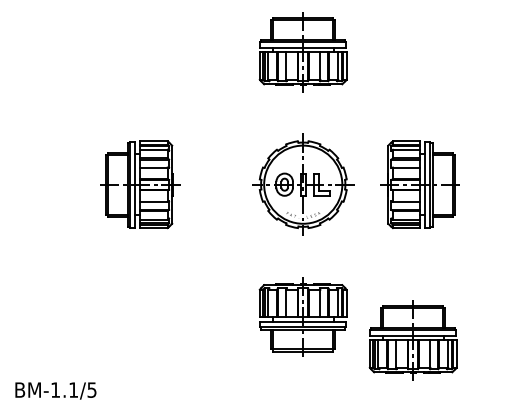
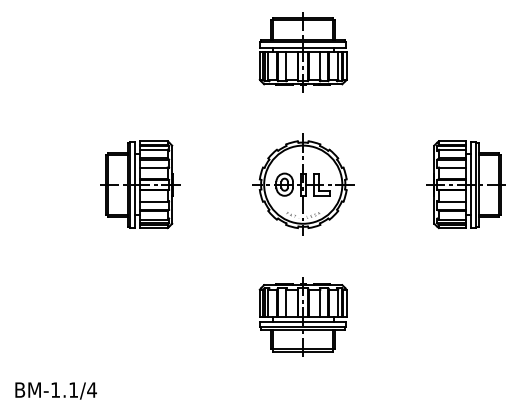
part position: (419, 184) -> (465, 184) (465, 184)
part: present -> none (412, 340)
text: BM-1.1/5 -> BM-1.1/4 (92, 389)
